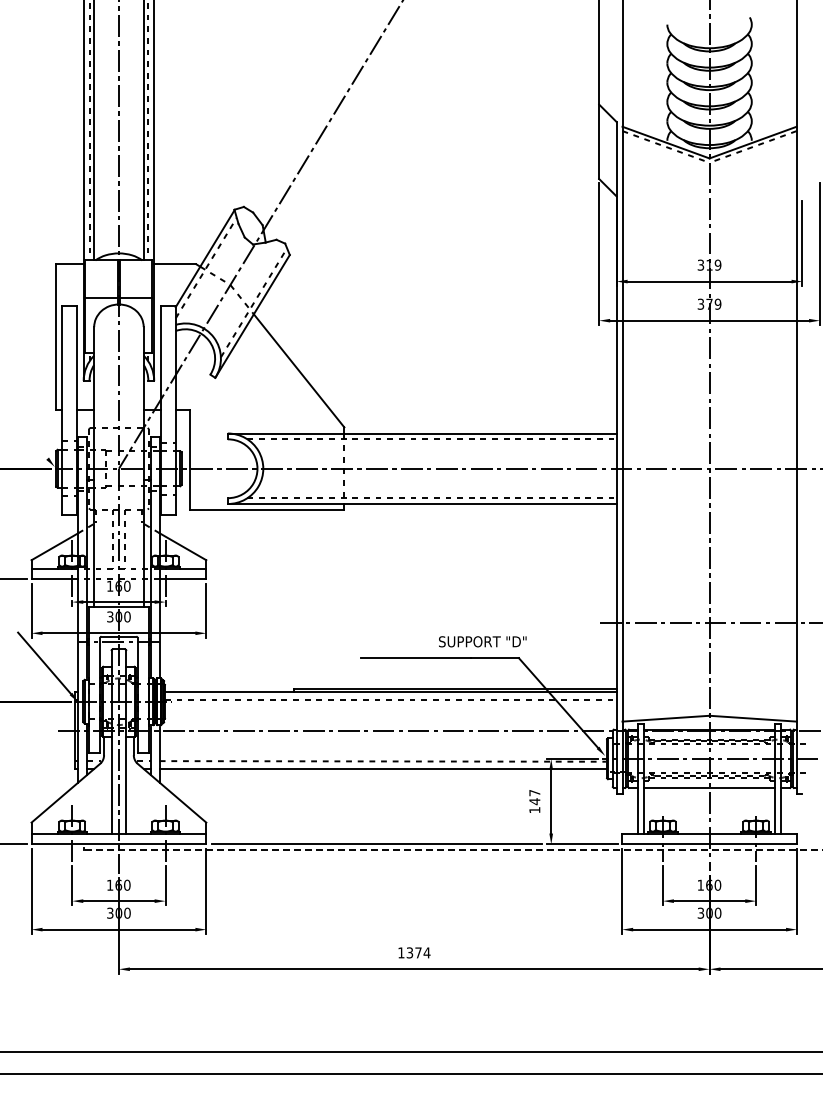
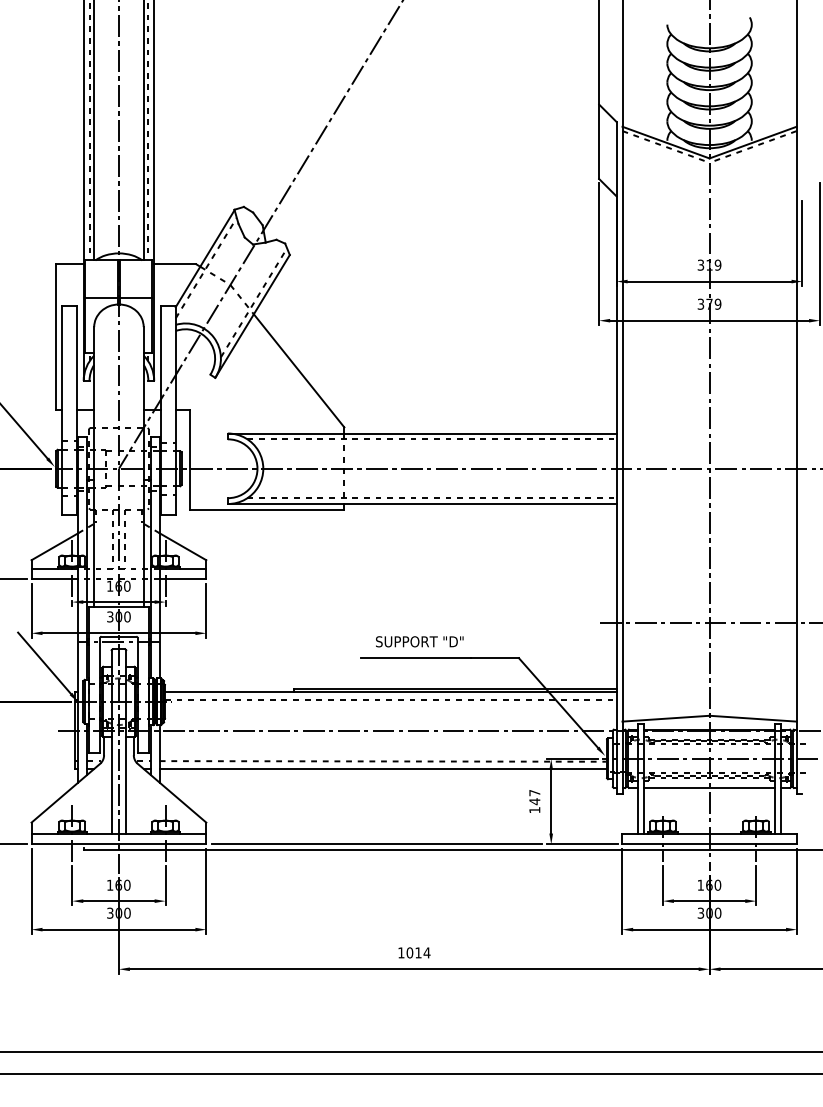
line: none -> present (24, 432)
text position: (482, 641) -> (419, 641) (419, 641)
line: dashed -> solid (452, 850)
text: 1374 -> 1014 (413, 952)
